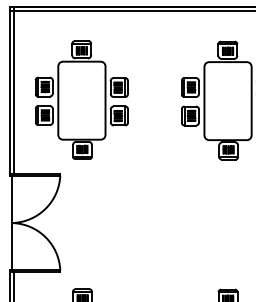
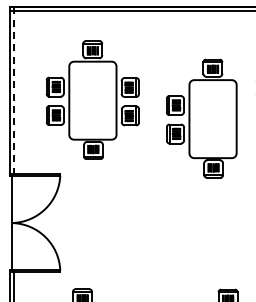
line: solid -> dashed (14, 92)
part position: (81, 99) -> (92, 99) (92, 99)
part position: (216, 100) -> (201, 118) (201, 118)
